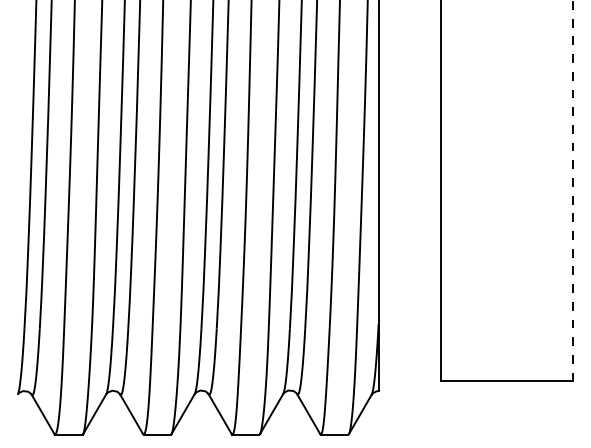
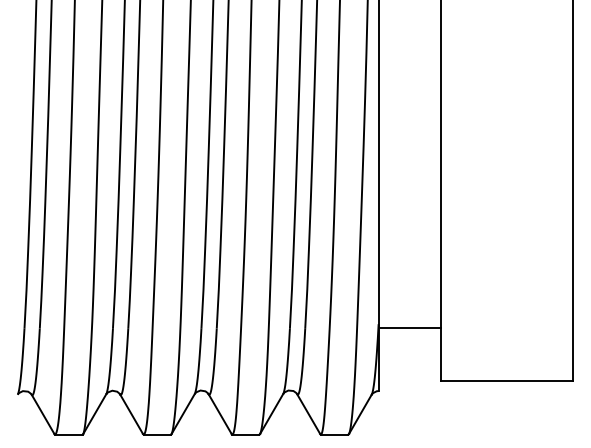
line: dashed -> solid (573, 190)
line: none -> present (409, 328)
